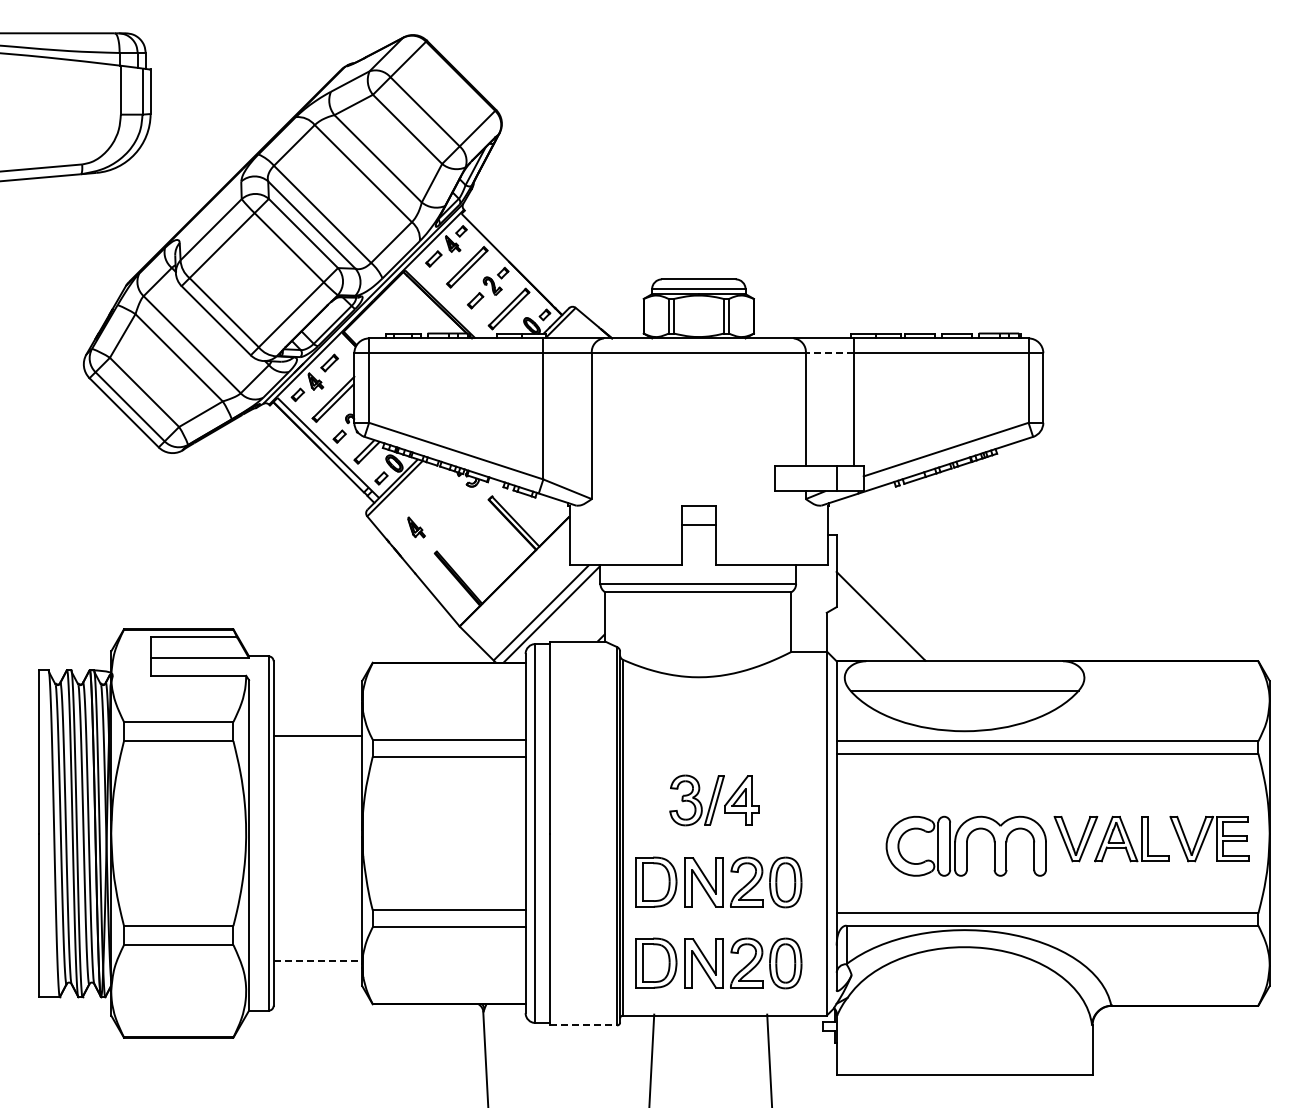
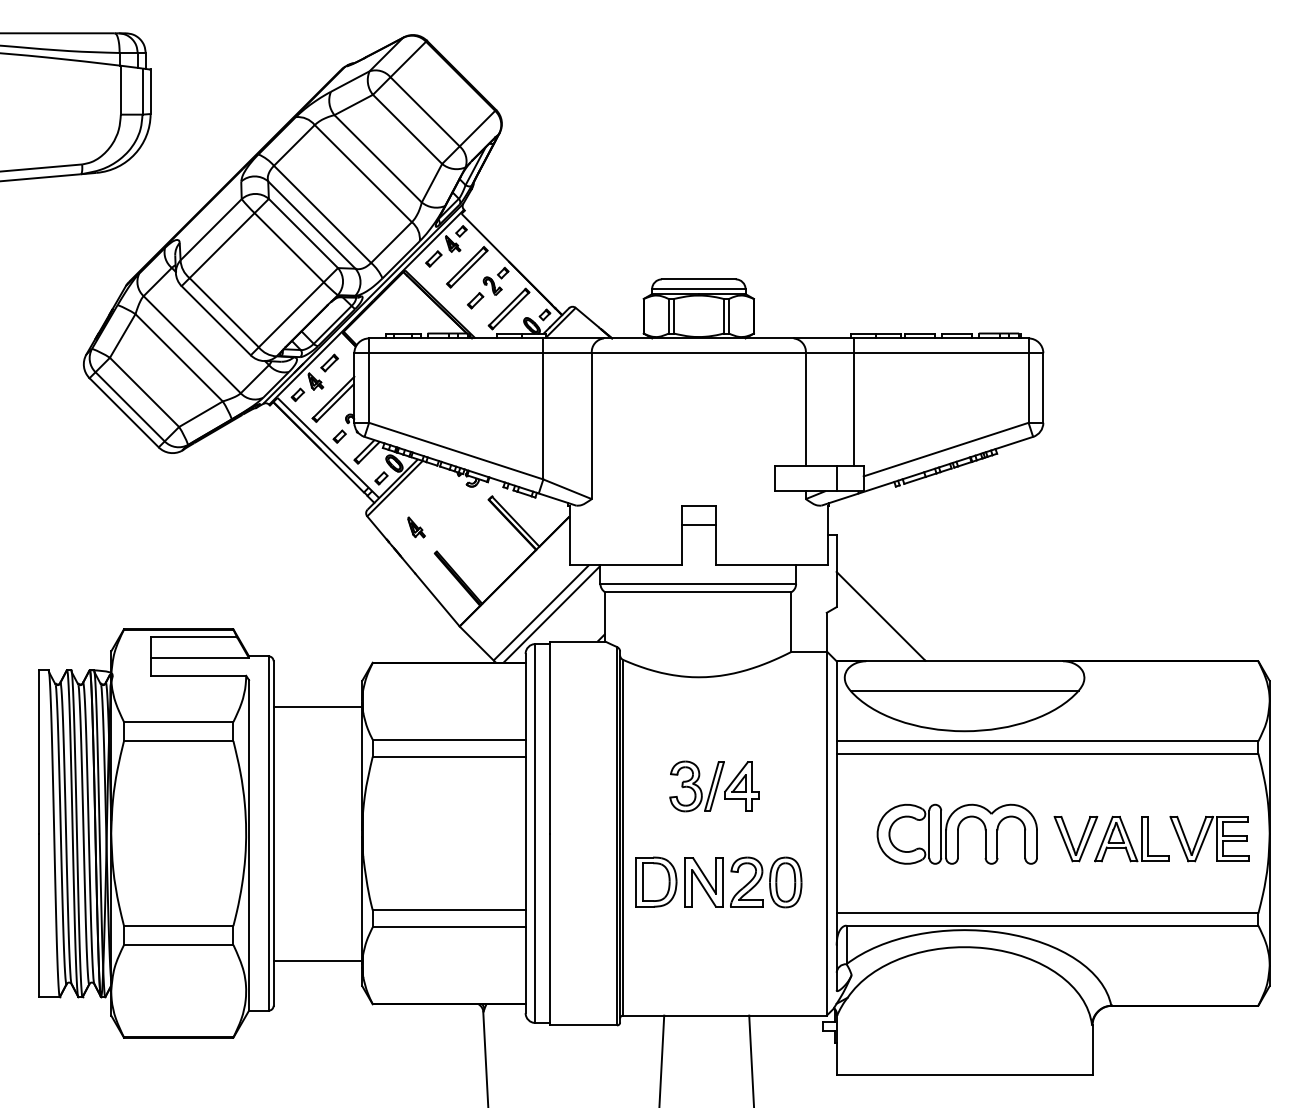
line: dashed -> solid (829, 353)
line position: (317, 735) -> (317, 706) (317, 706)
part position: (714, 800) -> (714, 786) (714, 786)
part position: (965, 845) -> (956, 833) (956, 833)
line: dashed -> solid (318, 960)
part: present -> none (718, 963)
line: dashed -> solid (584, 1025)
line position: (651, 1059) -> (661, 1059) (661, 1059)
line position: (769, 1059) -> (751, 1059) (751, 1059)
